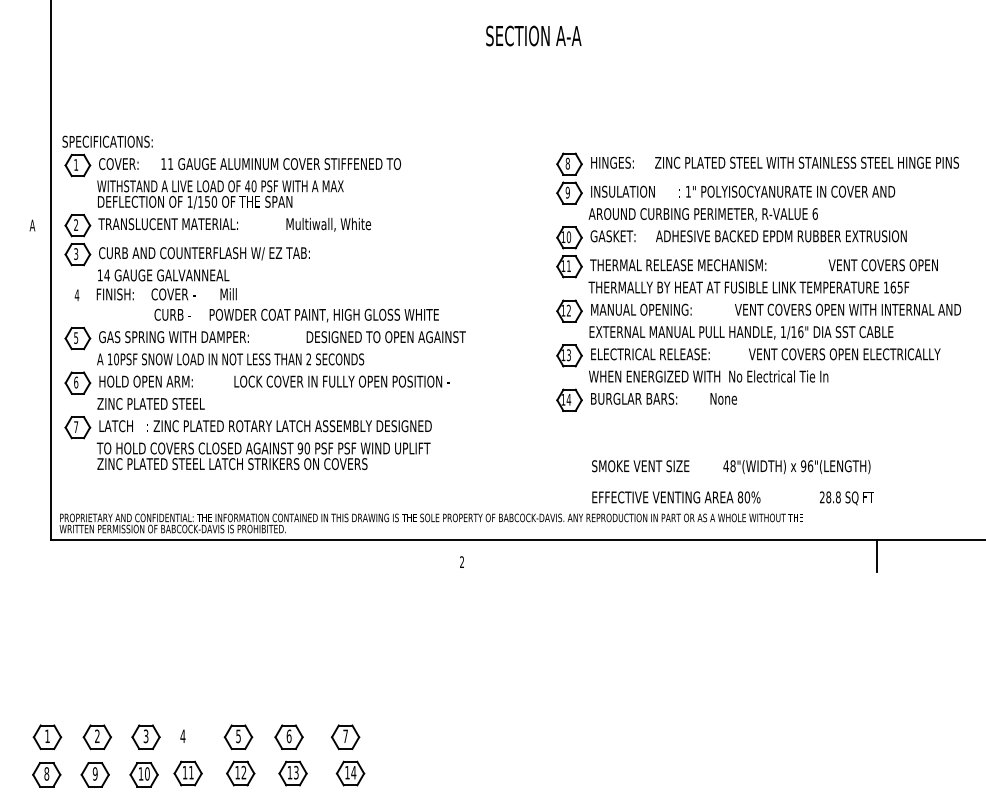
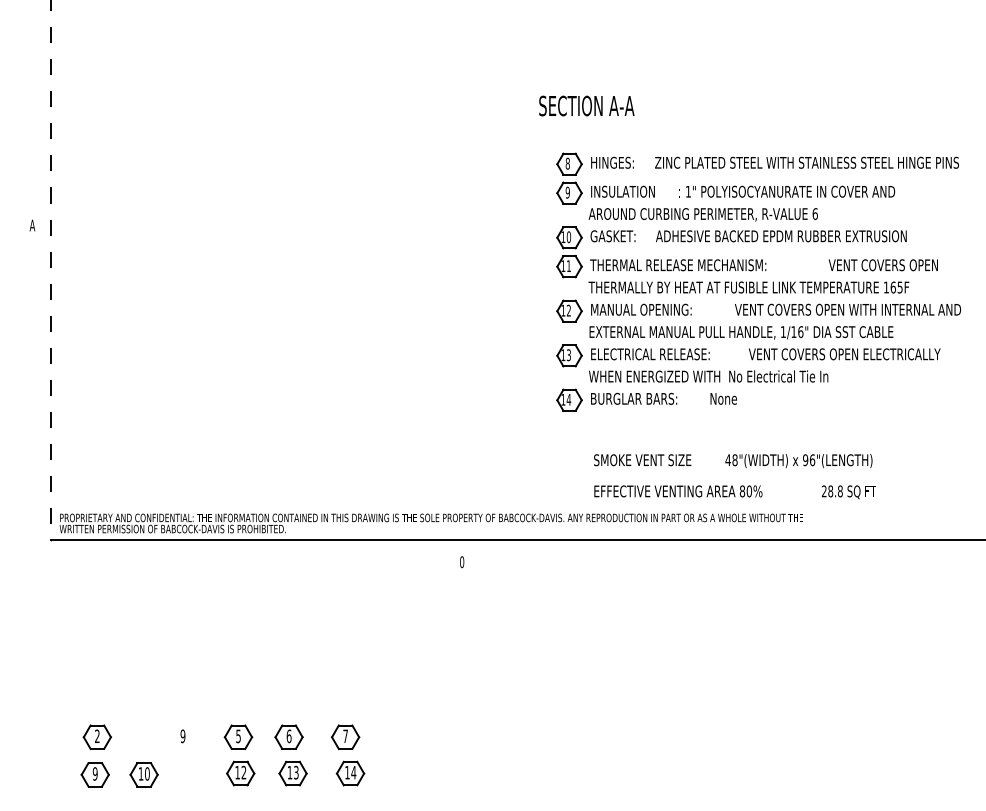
text position: (533, 35) -> (586, 105) (586, 105)
line: solid -> dashed (51, 270)
part: present -> none (264, 308)
text position: (732, 482) -> (734, 476) (734, 476)
line: present -> none (877, 555)
text: 2 -> 0 (462, 562)
part: present -> none (47, 736)
part: present -> none (145, 736)
text: 4 -> 9 (182, 736)
part: present -> none (187, 773)
part: present -> none (46, 774)
